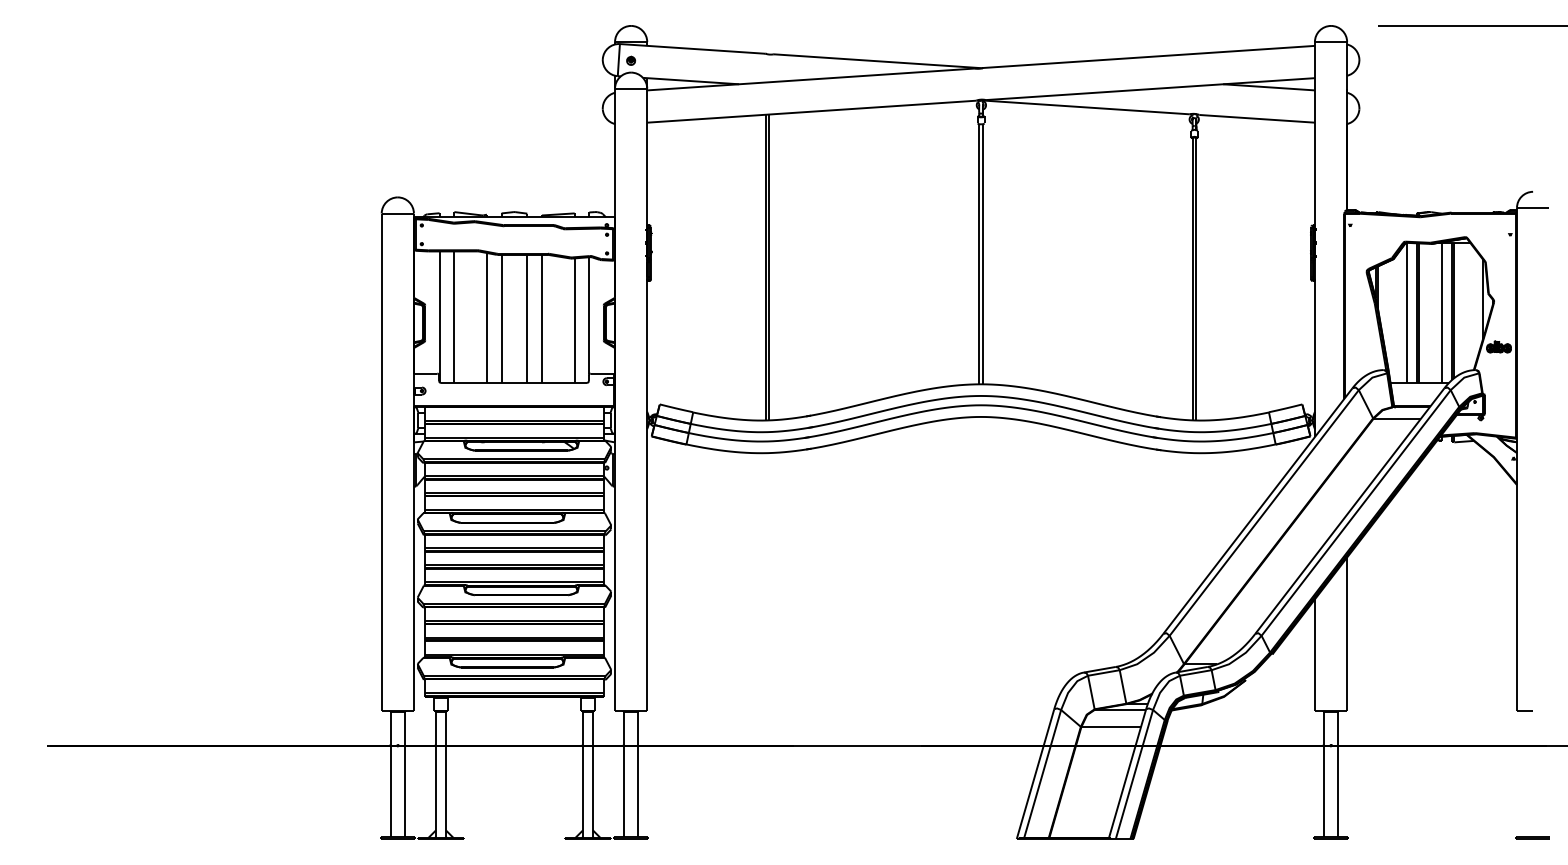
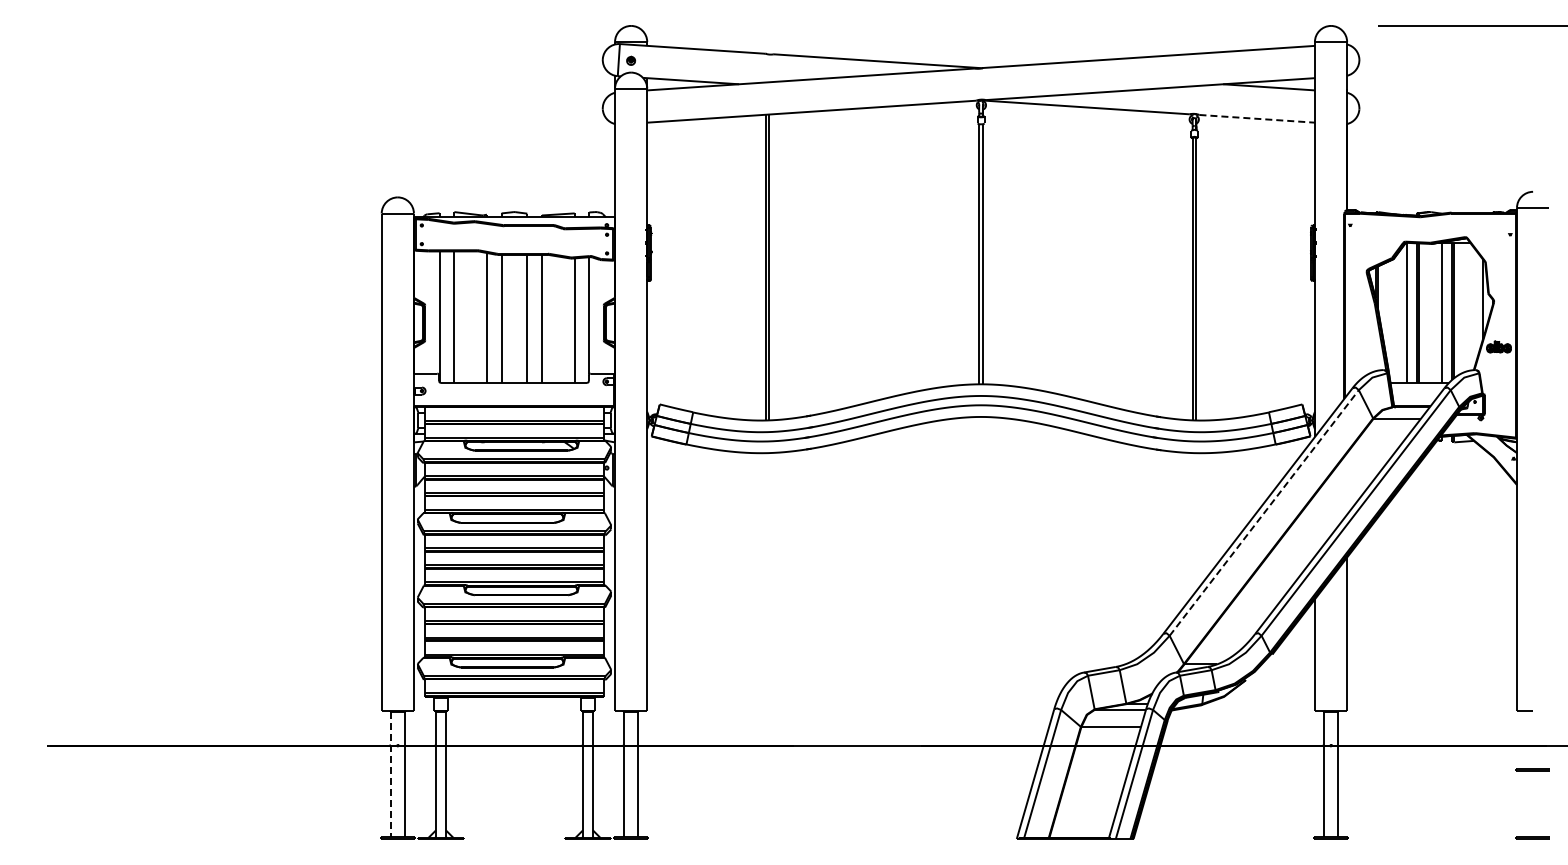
line: solid -> dashed (1257, 118)
line: solid -> dashed (1264, 512)
line: none -> present (1532, 769)
line: solid -> dashed (390, 774)
